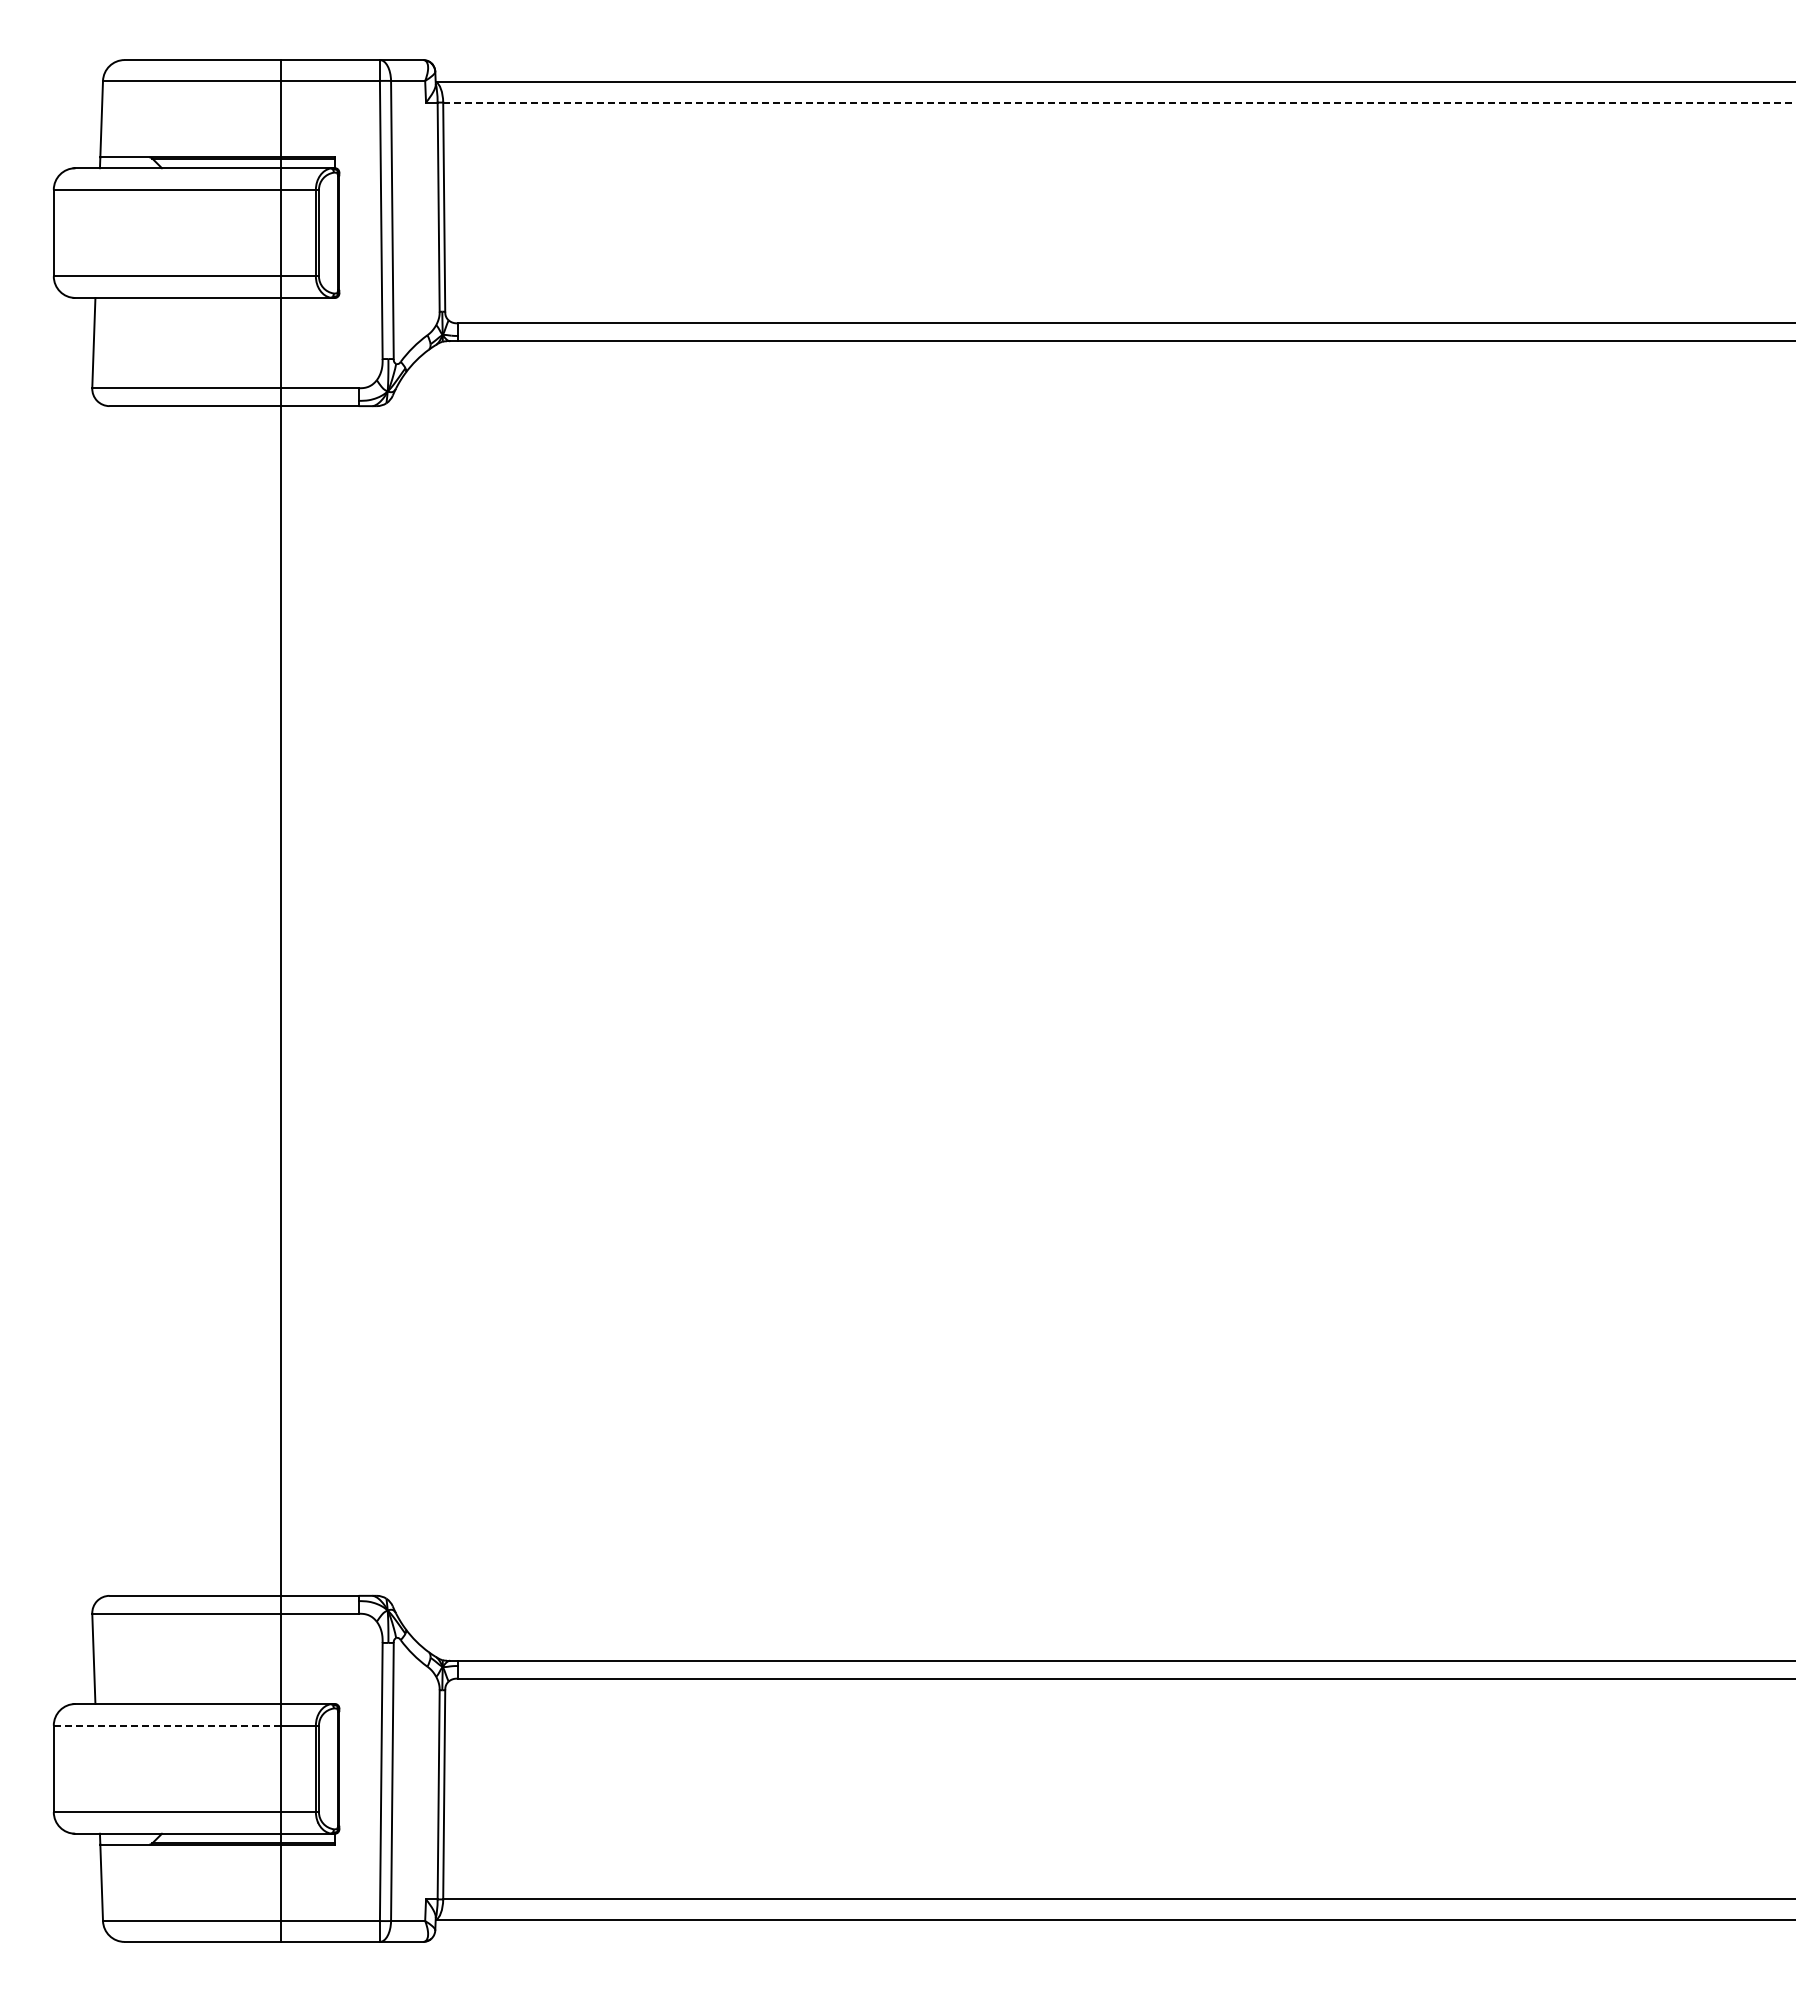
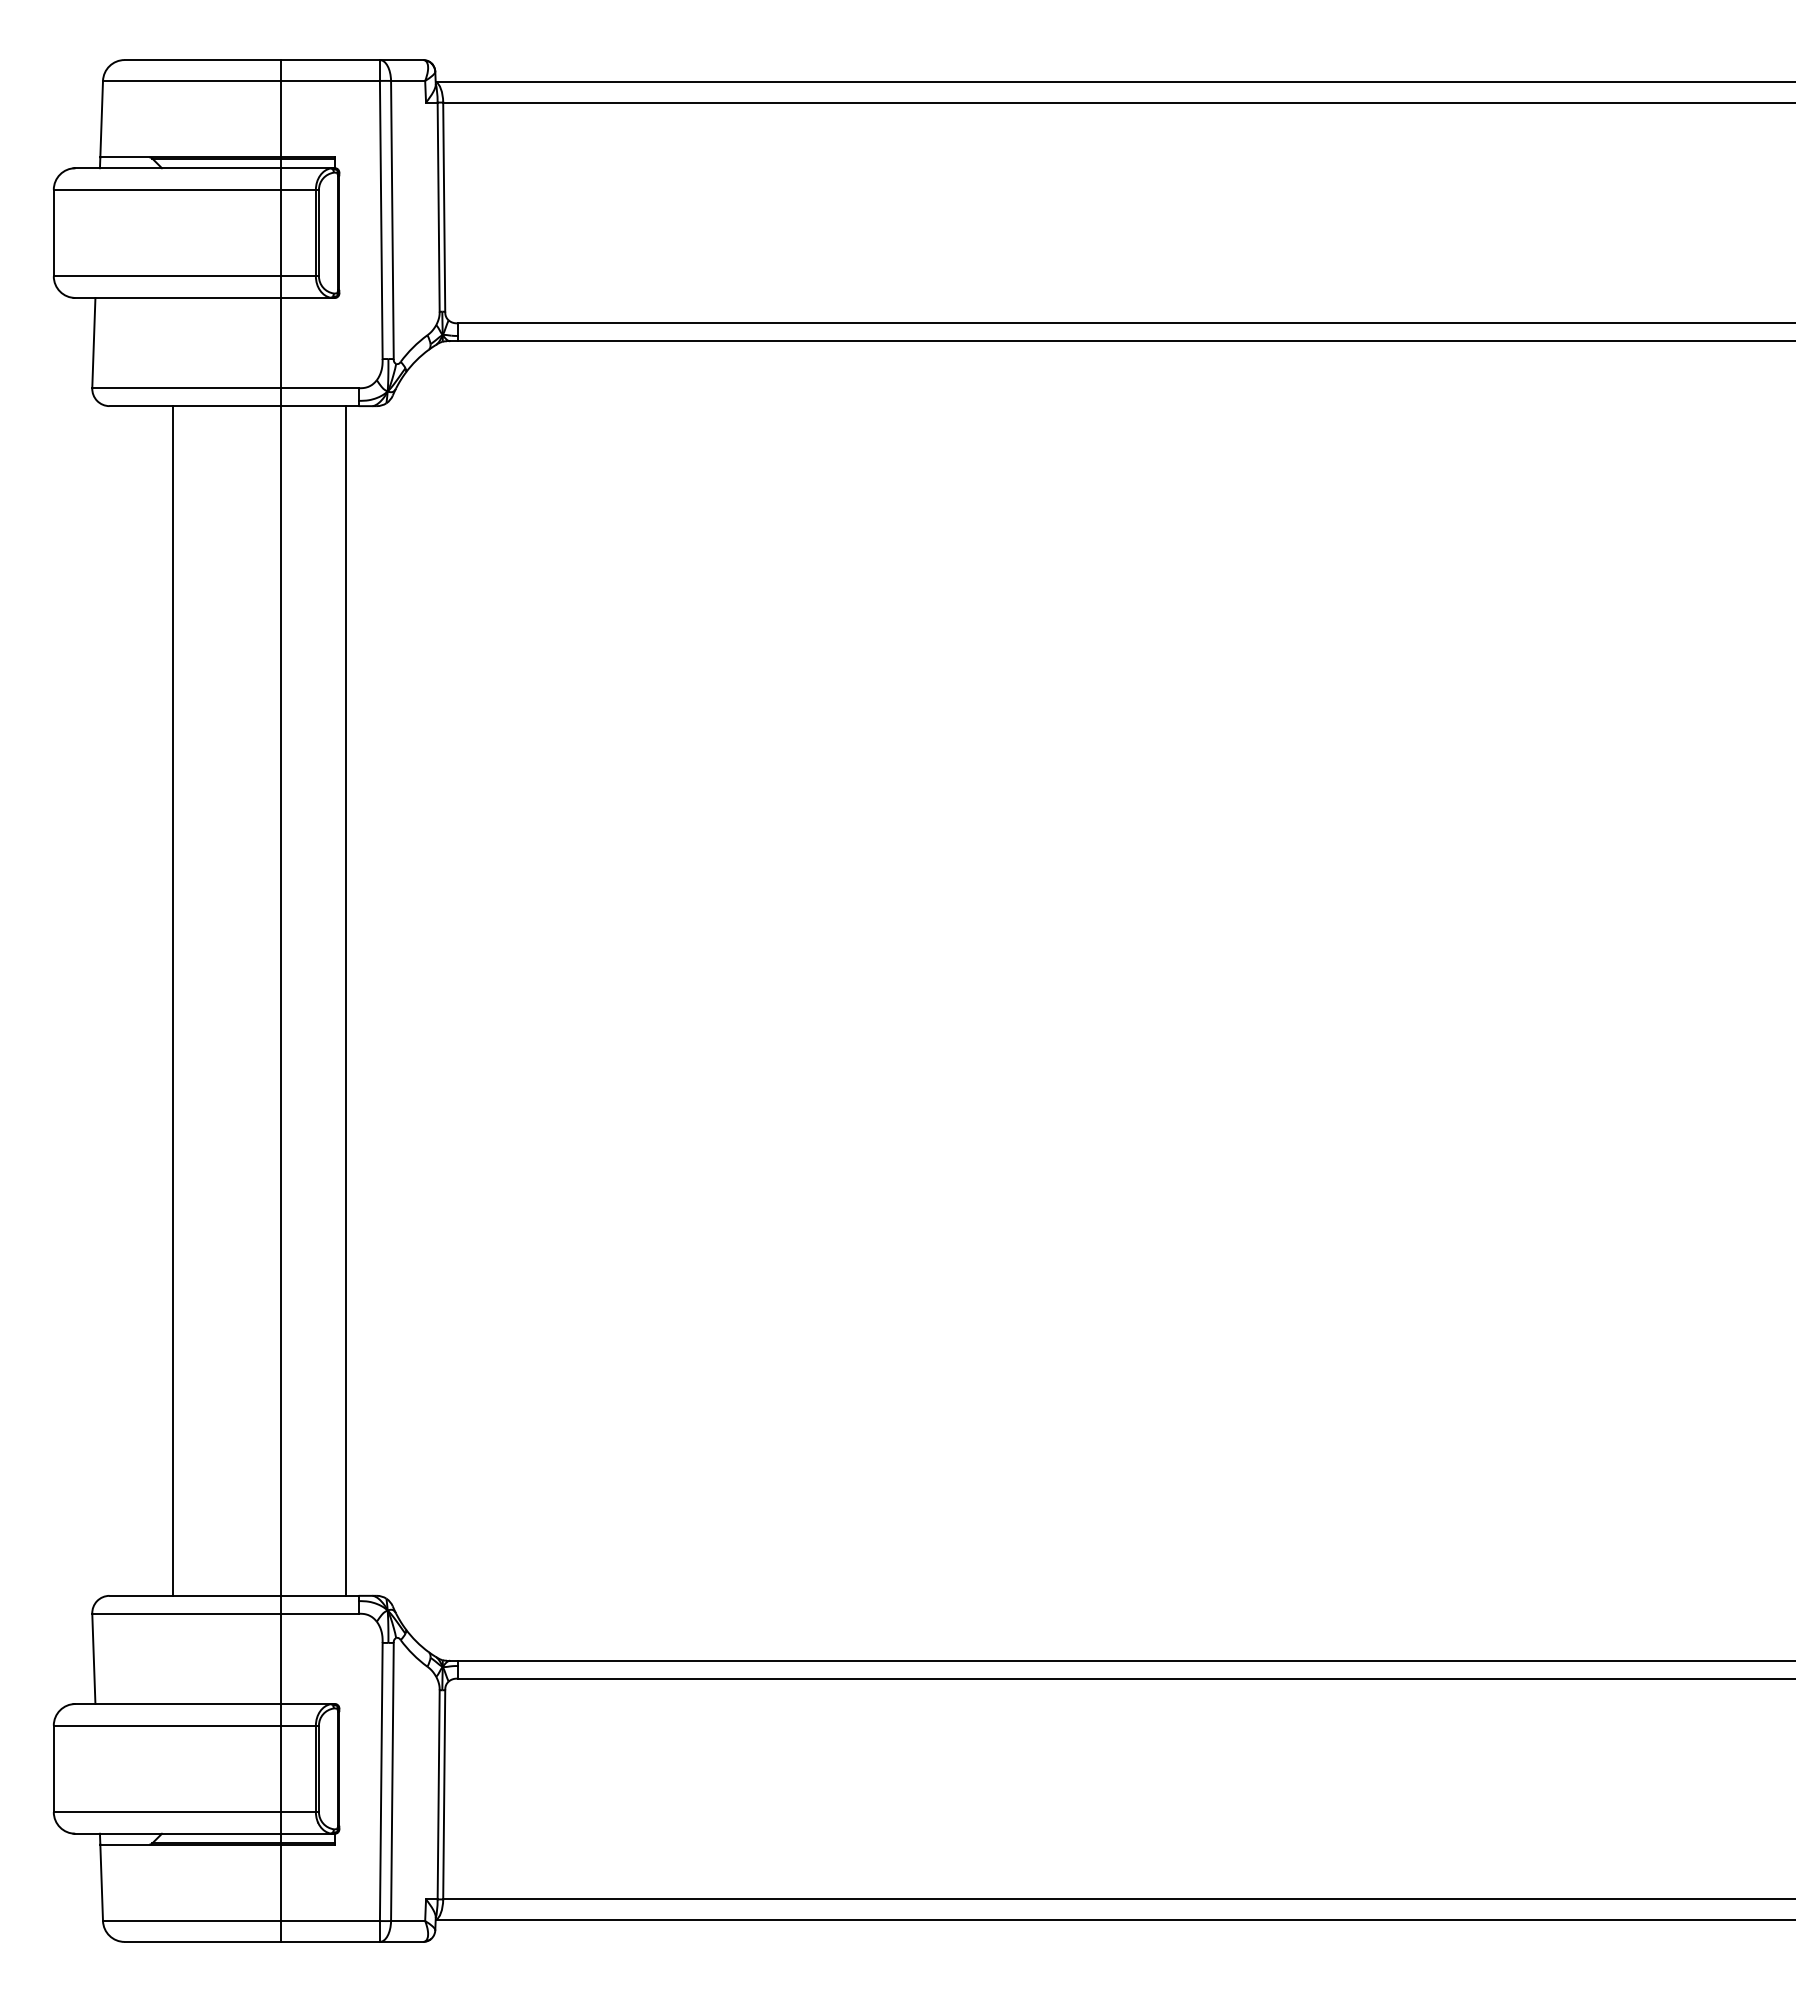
line: dashed -> solid (1119, 102)
line: none -> present (172, 1000)
line: none -> present (345, 1000)
line: dashed -> solid (167, 1725)
